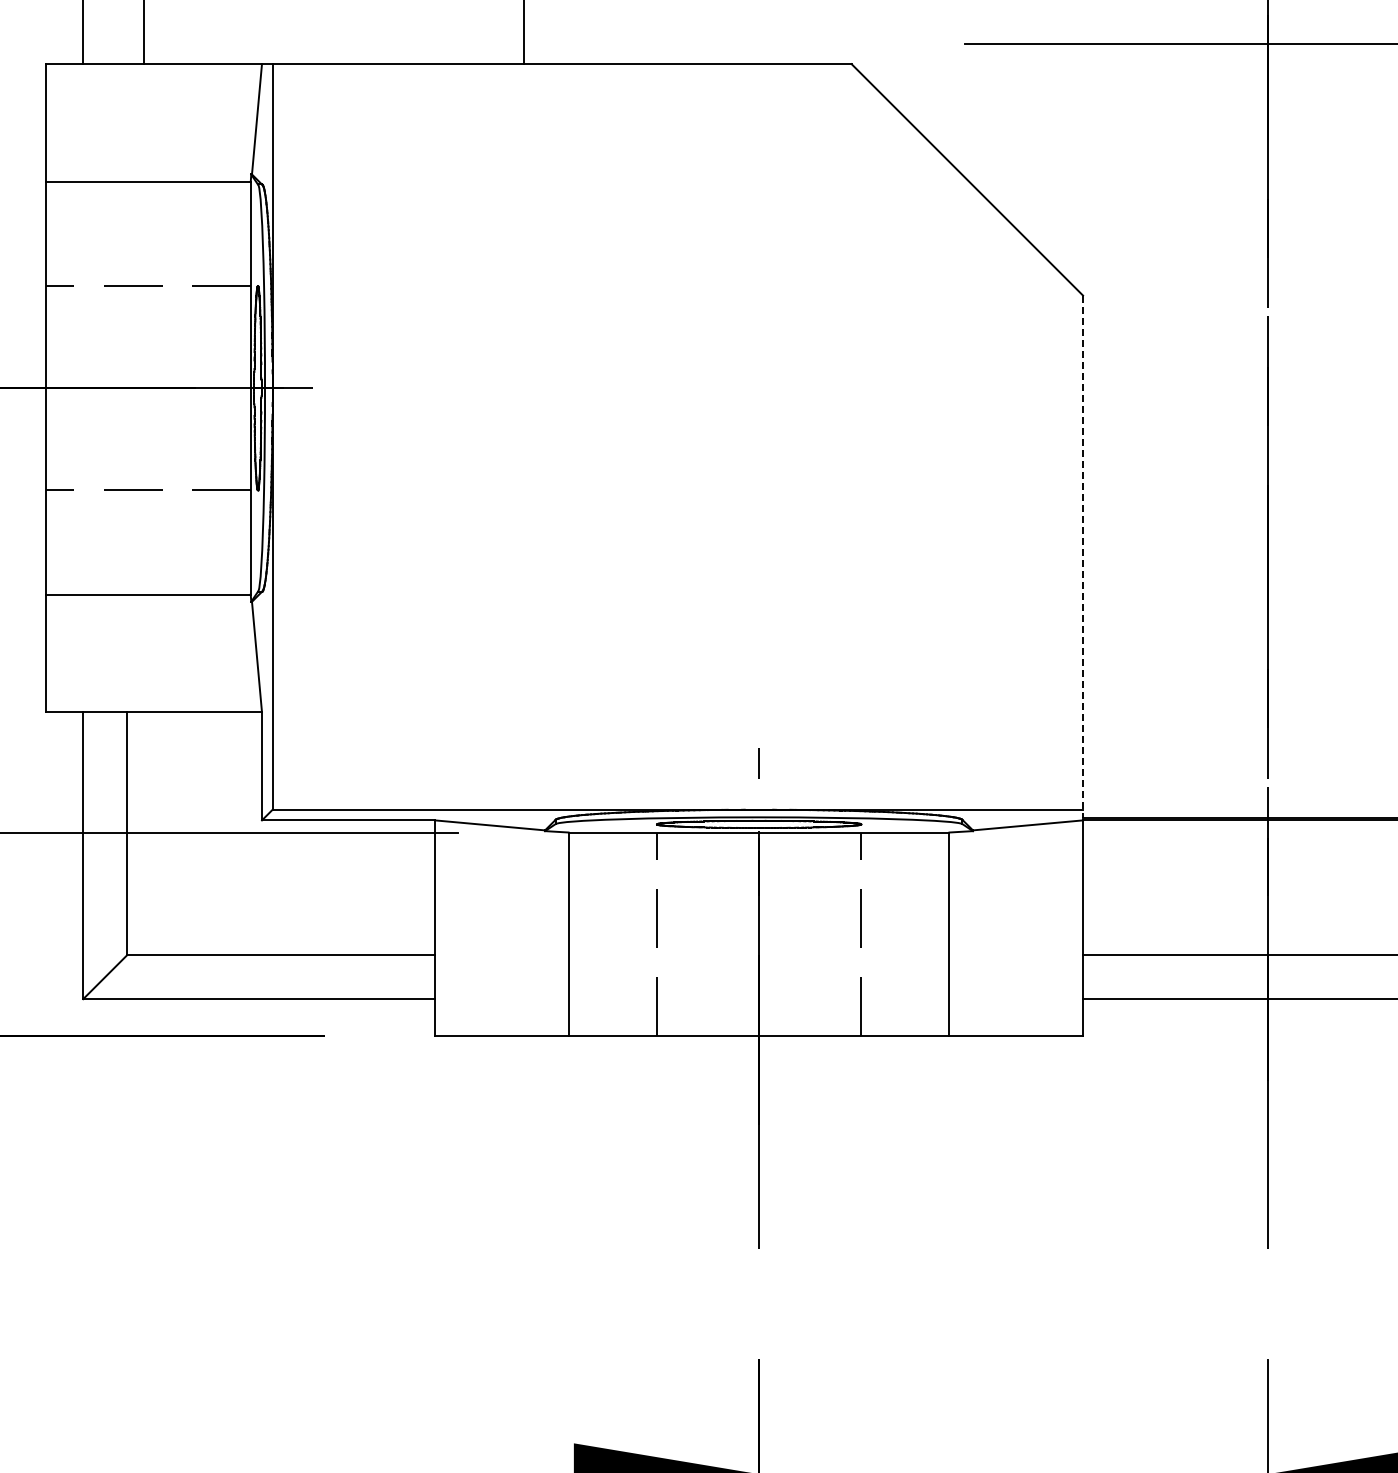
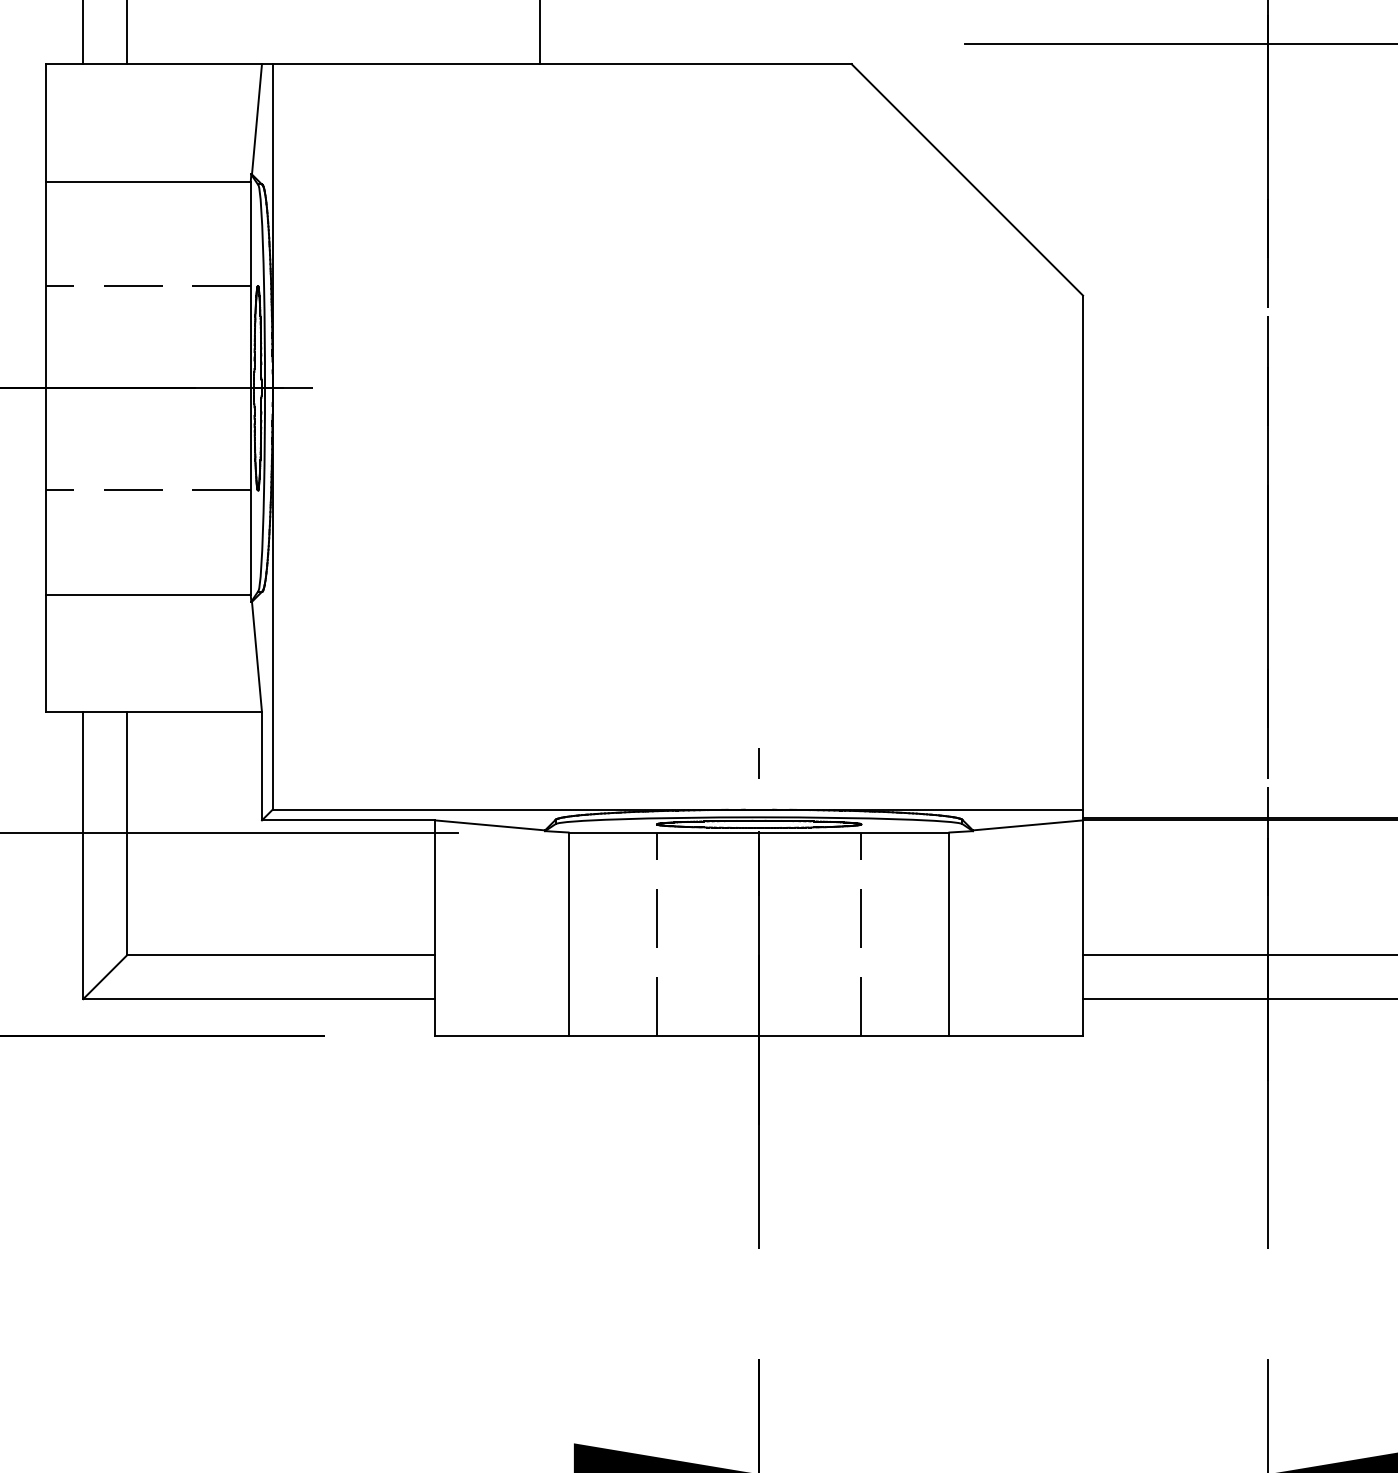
line position: (143, 33) -> (126, 33) (126, 33)
line position: (524, 33) -> (540, 33) (540, 33)
line: dashed -> solid (1083, 557)
